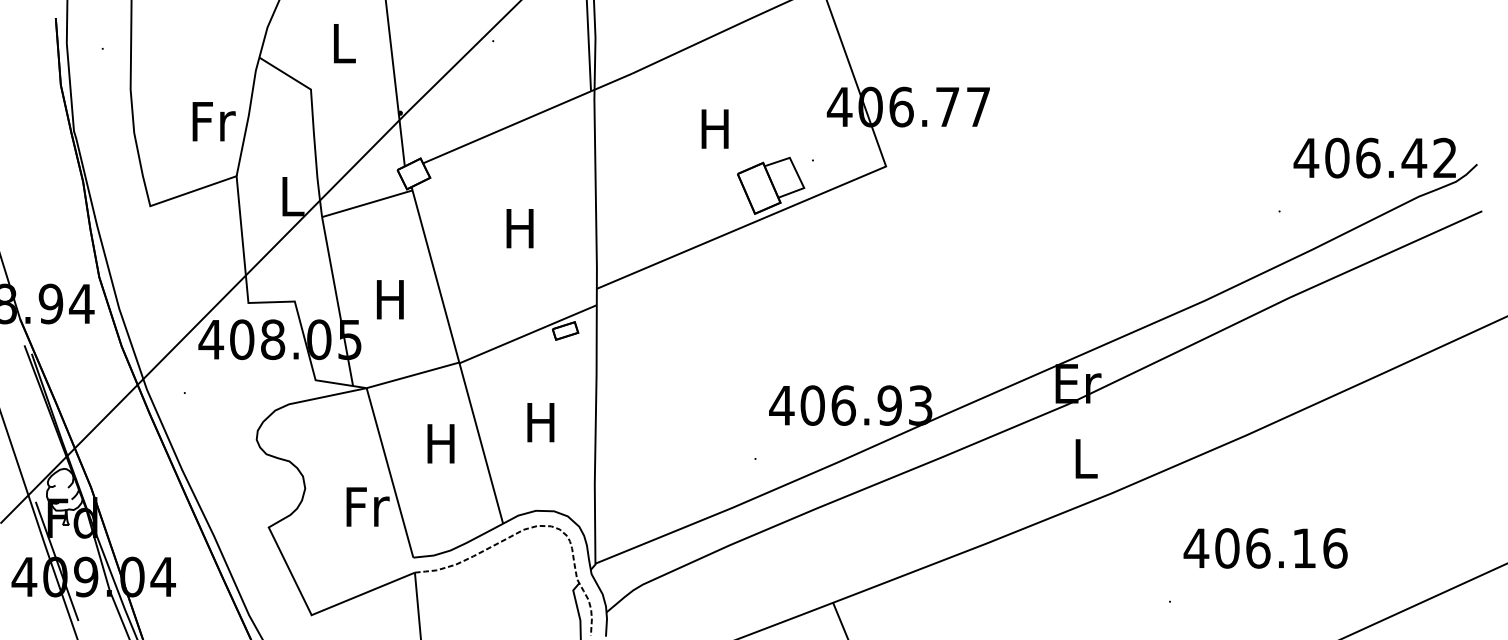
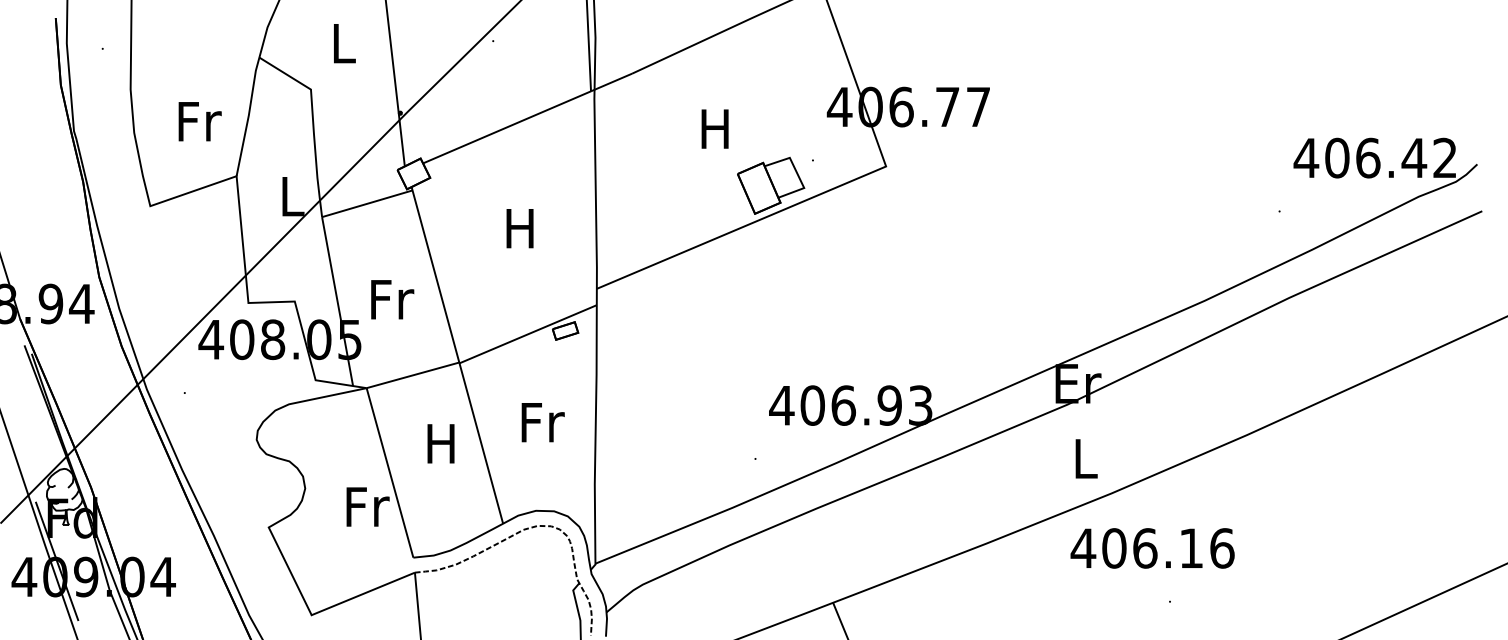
text position: (213, 121) -> (199, 121) (199, 121)
text: H -> Fr (392, 299)
text: H -> Fr (542, 422)
text position: (1265, 548) -> (1152, 548) (1152, 548)
